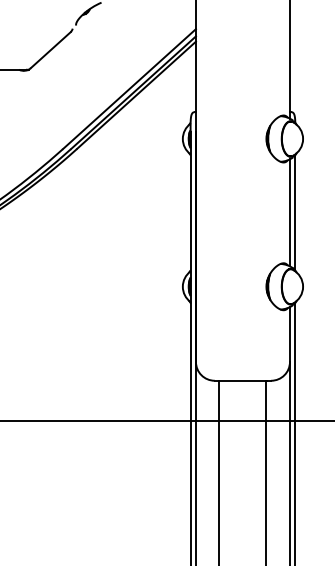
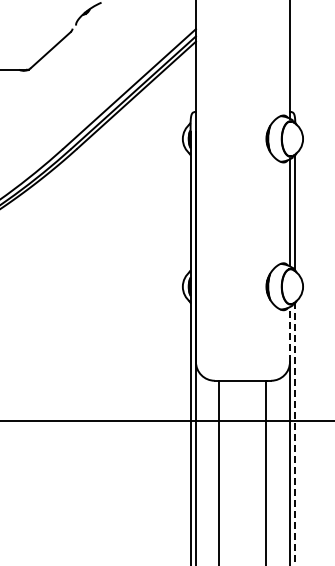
line: solid -> dashed (289, 334)
line: solid -> dashed (295, 433)
